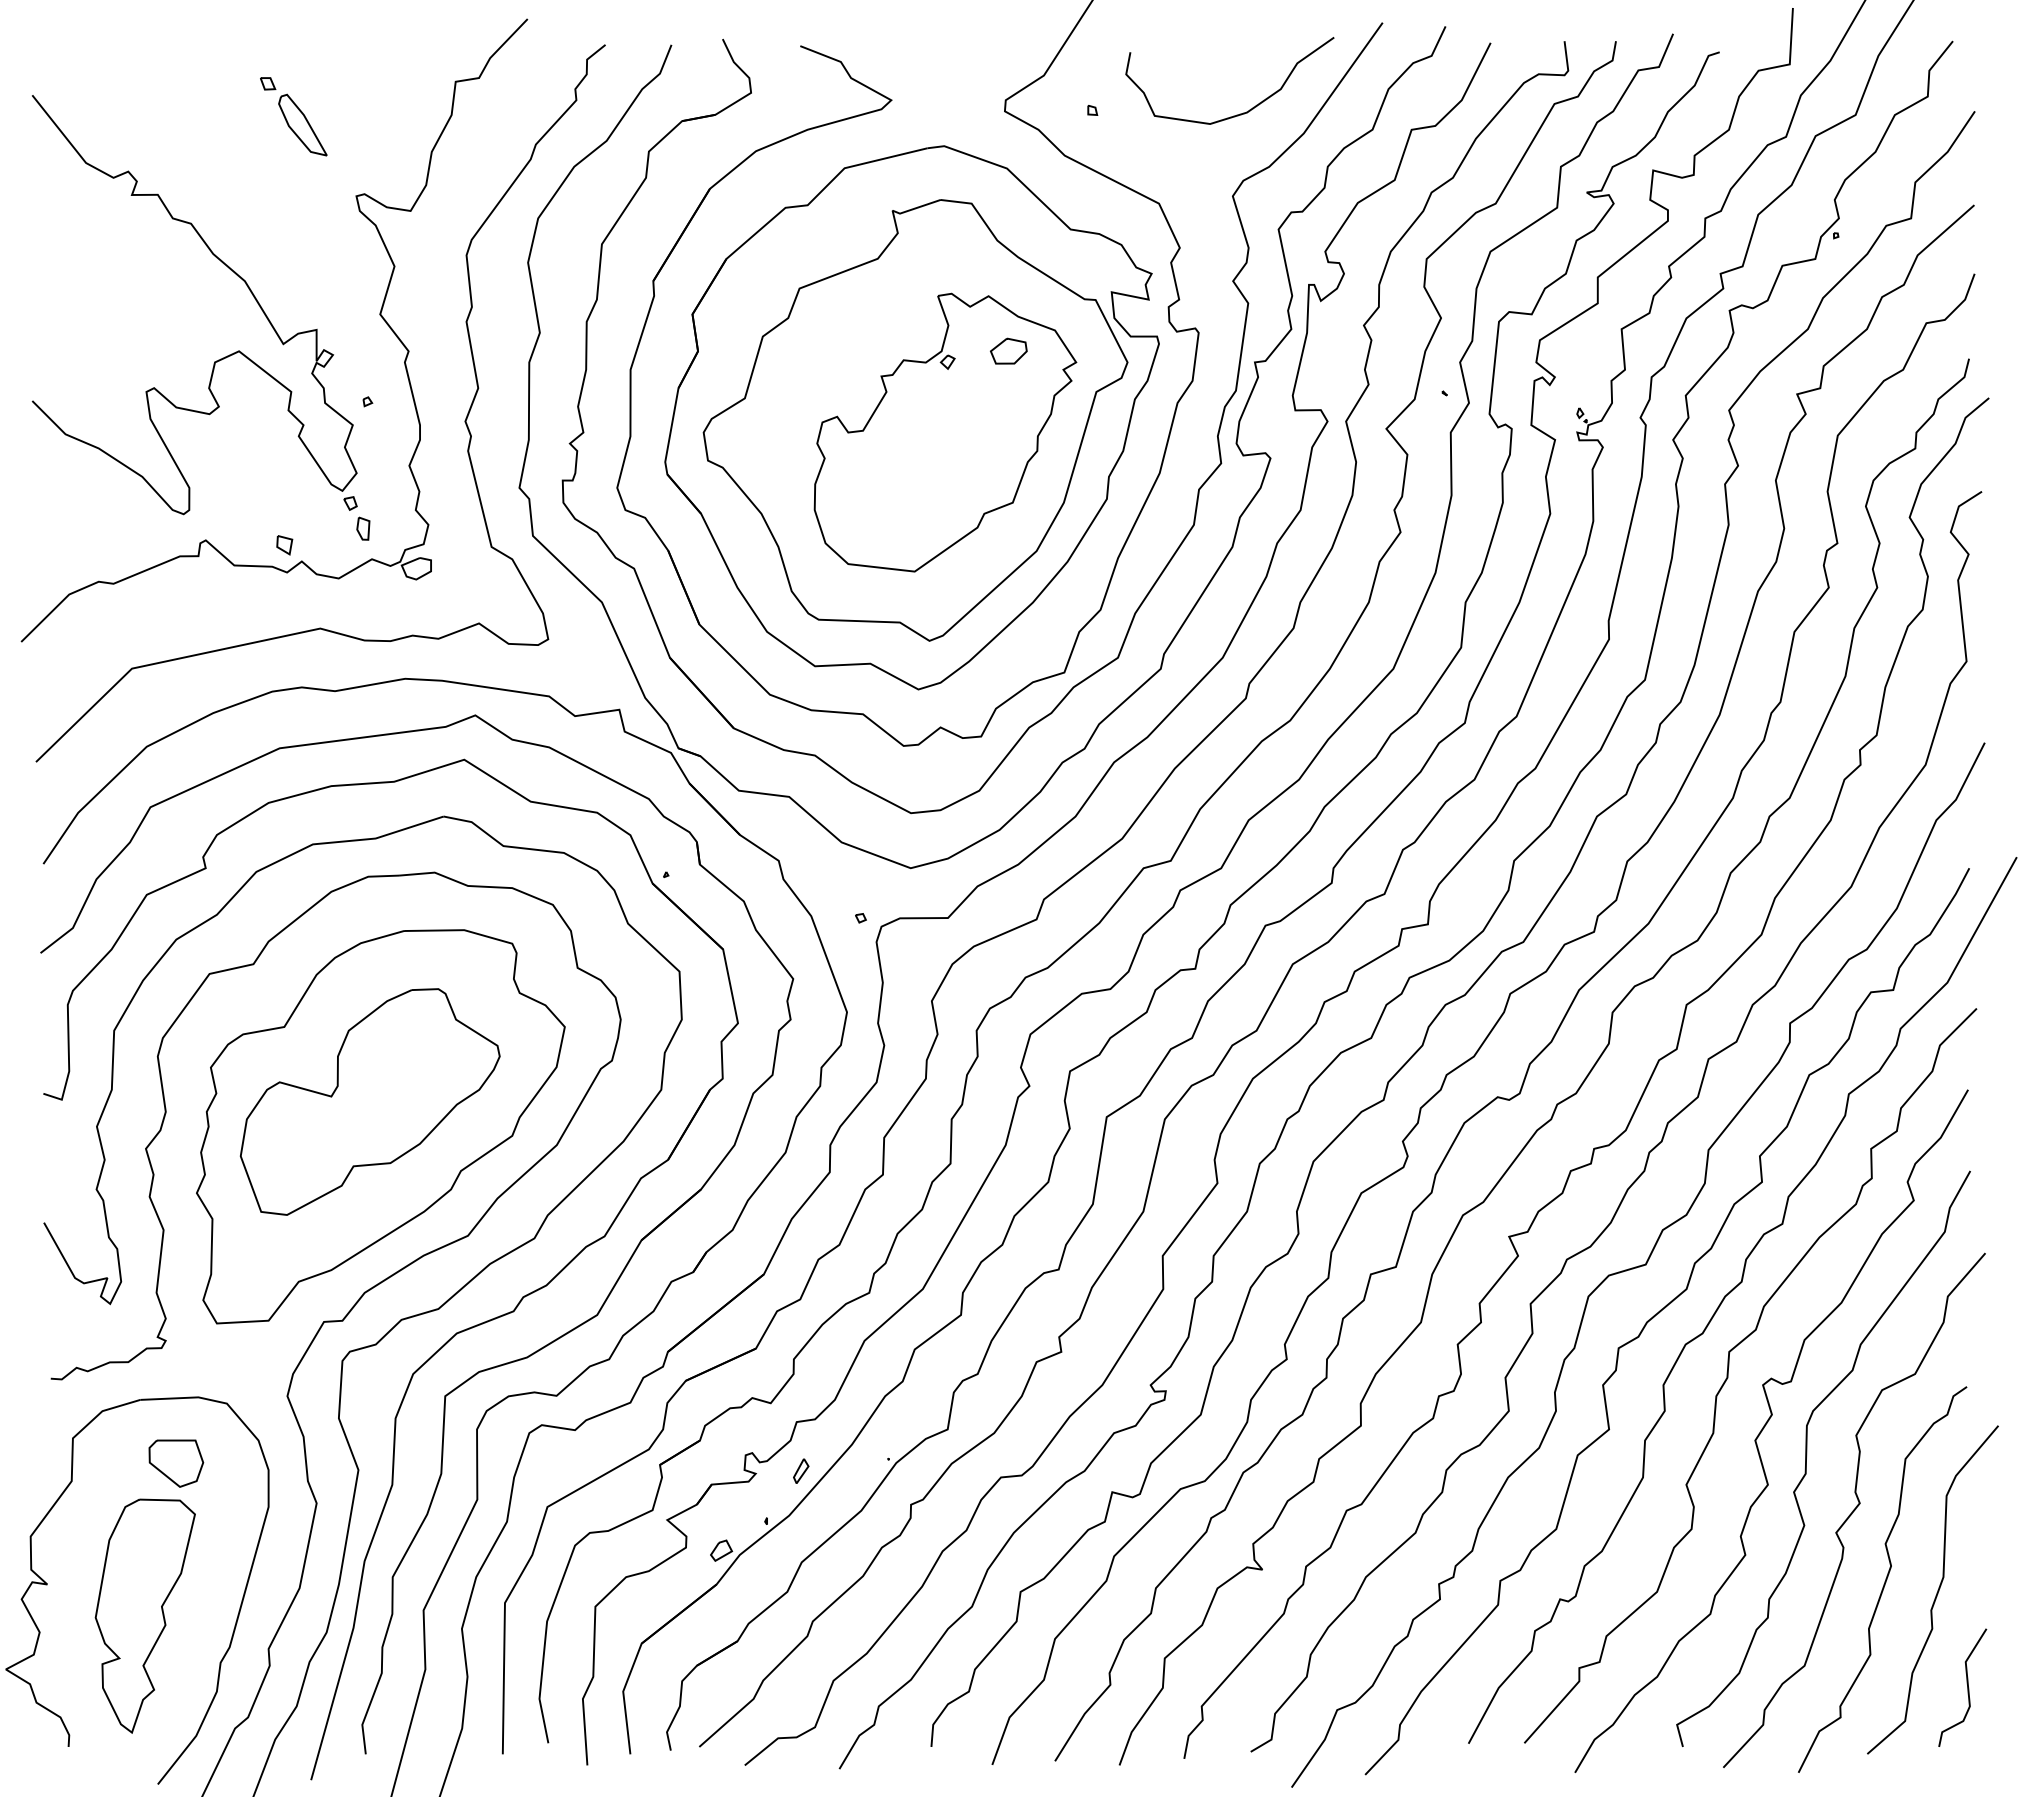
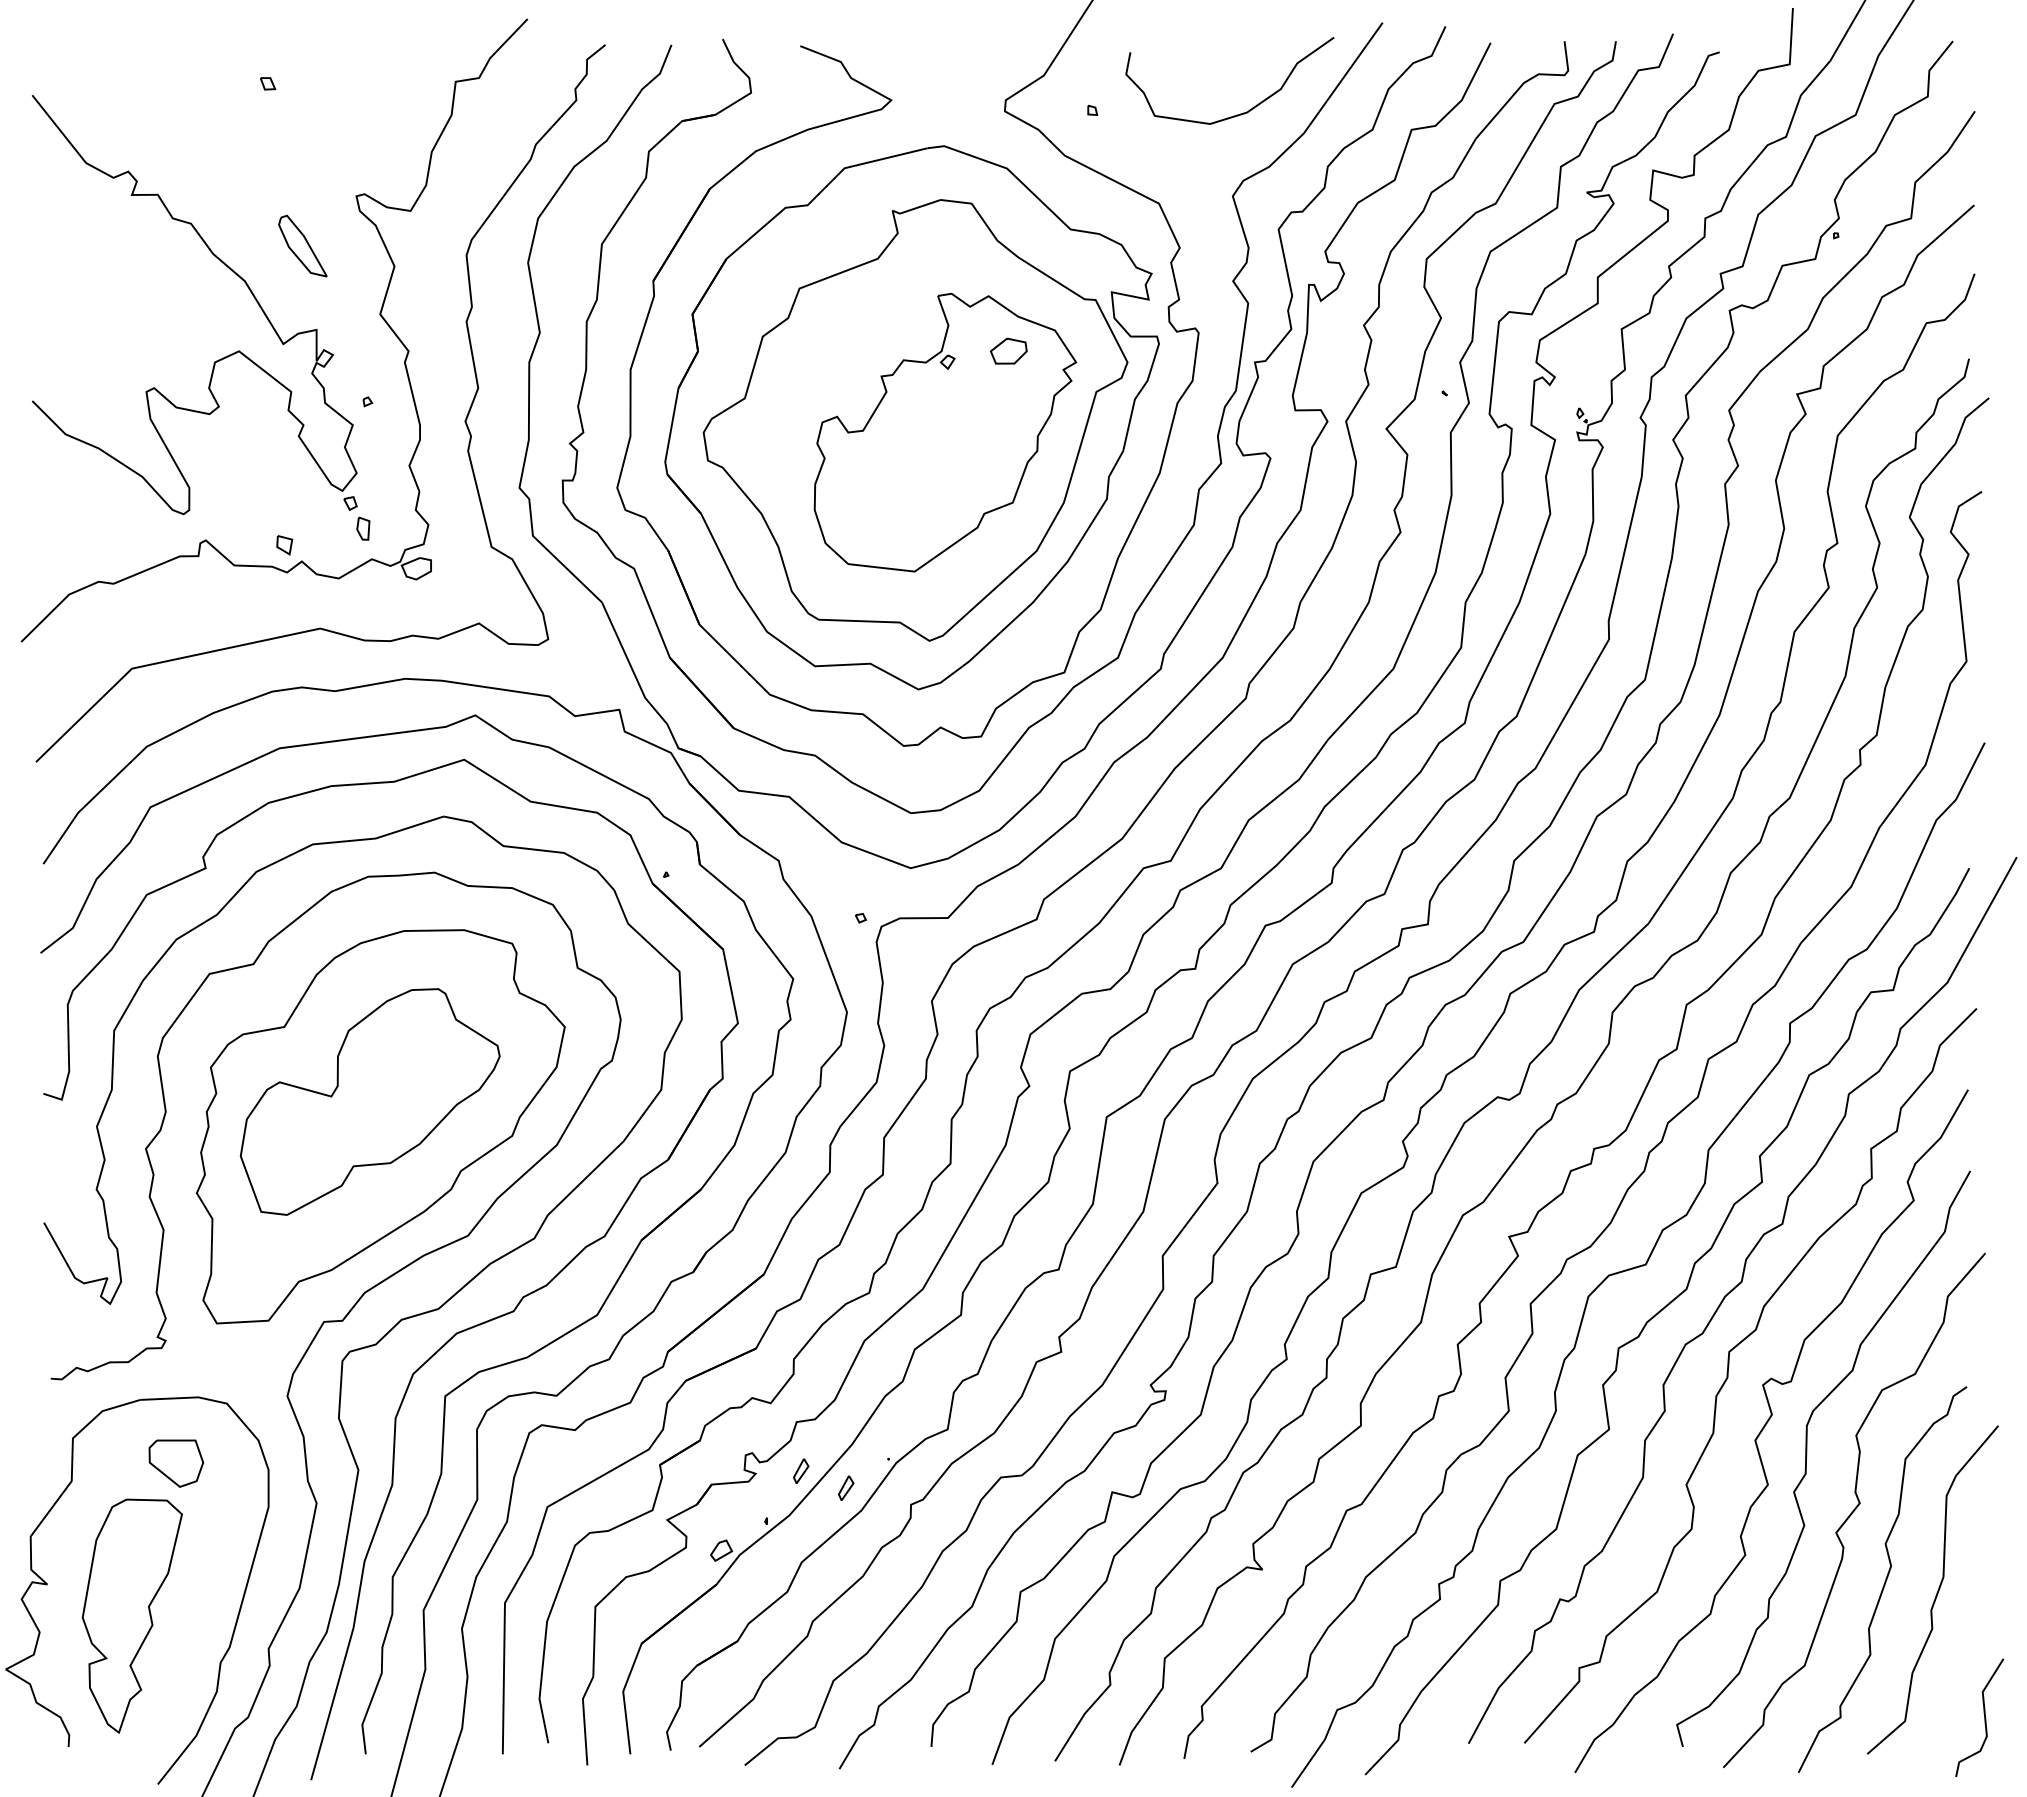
part position: (302, 124) -> (302, 245) (302, 245)
part: none -> present (846, 1487)
part position: (144, 1615) -> (131, 1615) (131, 1615)
curve position: (1967, 1687) -> (1984, 1717) (1984, 1717)
